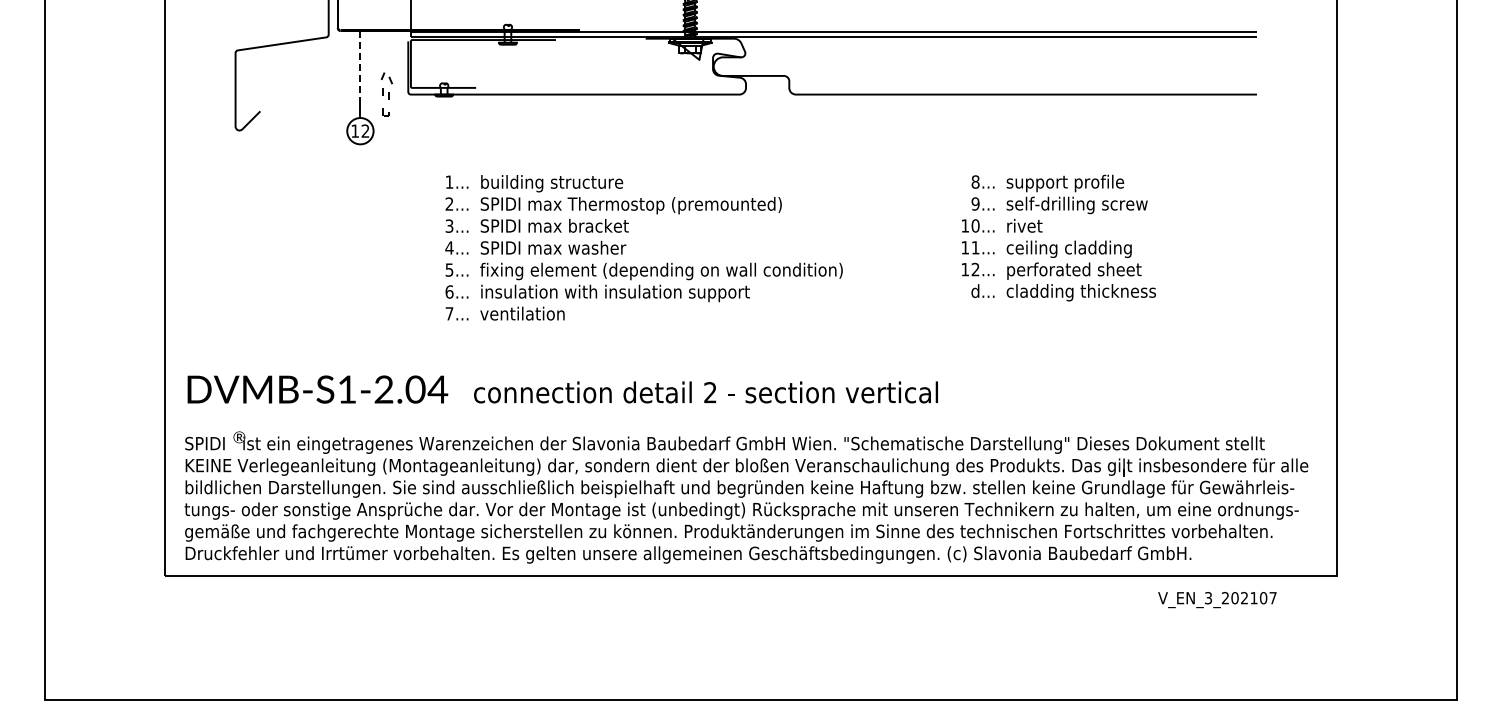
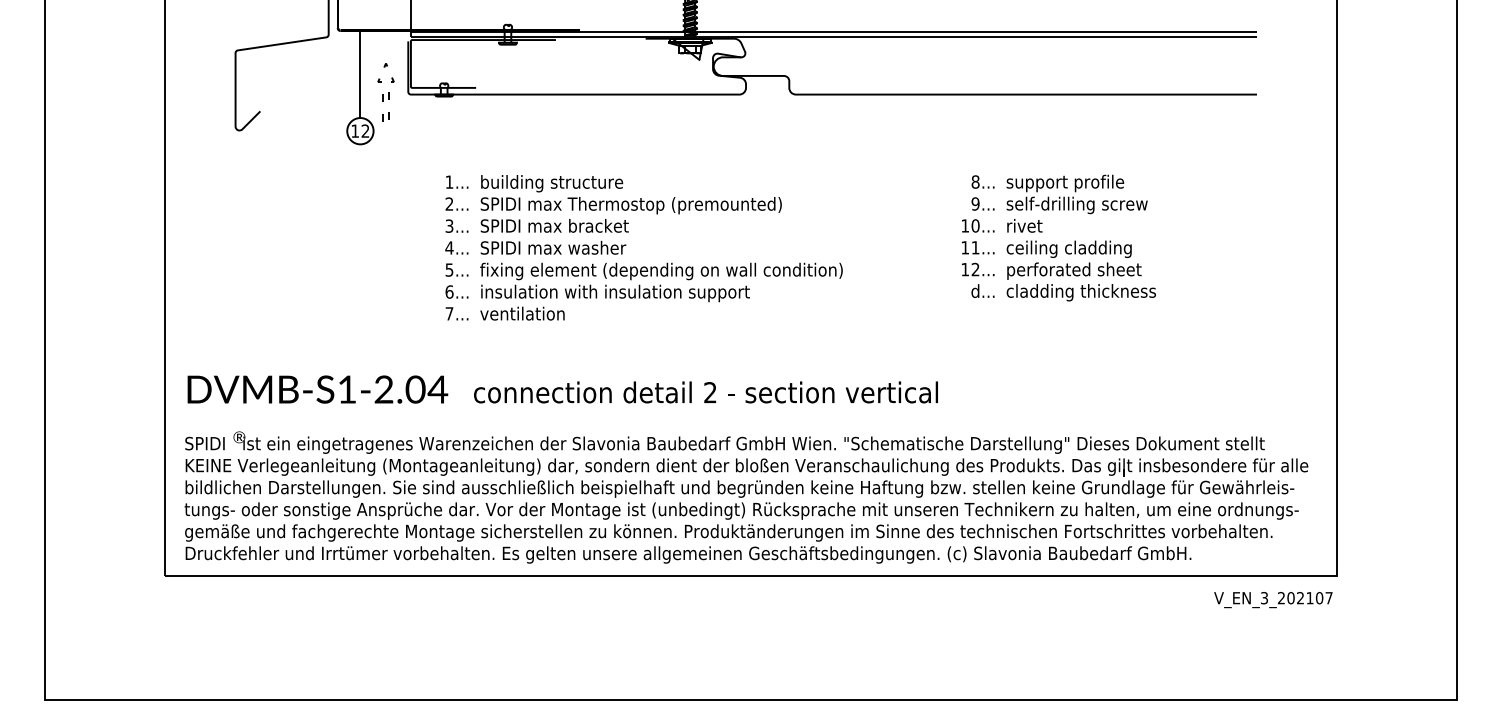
line: dashed -> solid (360, 66)
part size: 13x45 px -> 18x59 px (385, 92)
text position: (1217, 600) -> (1273, 600) (1273, 600)
